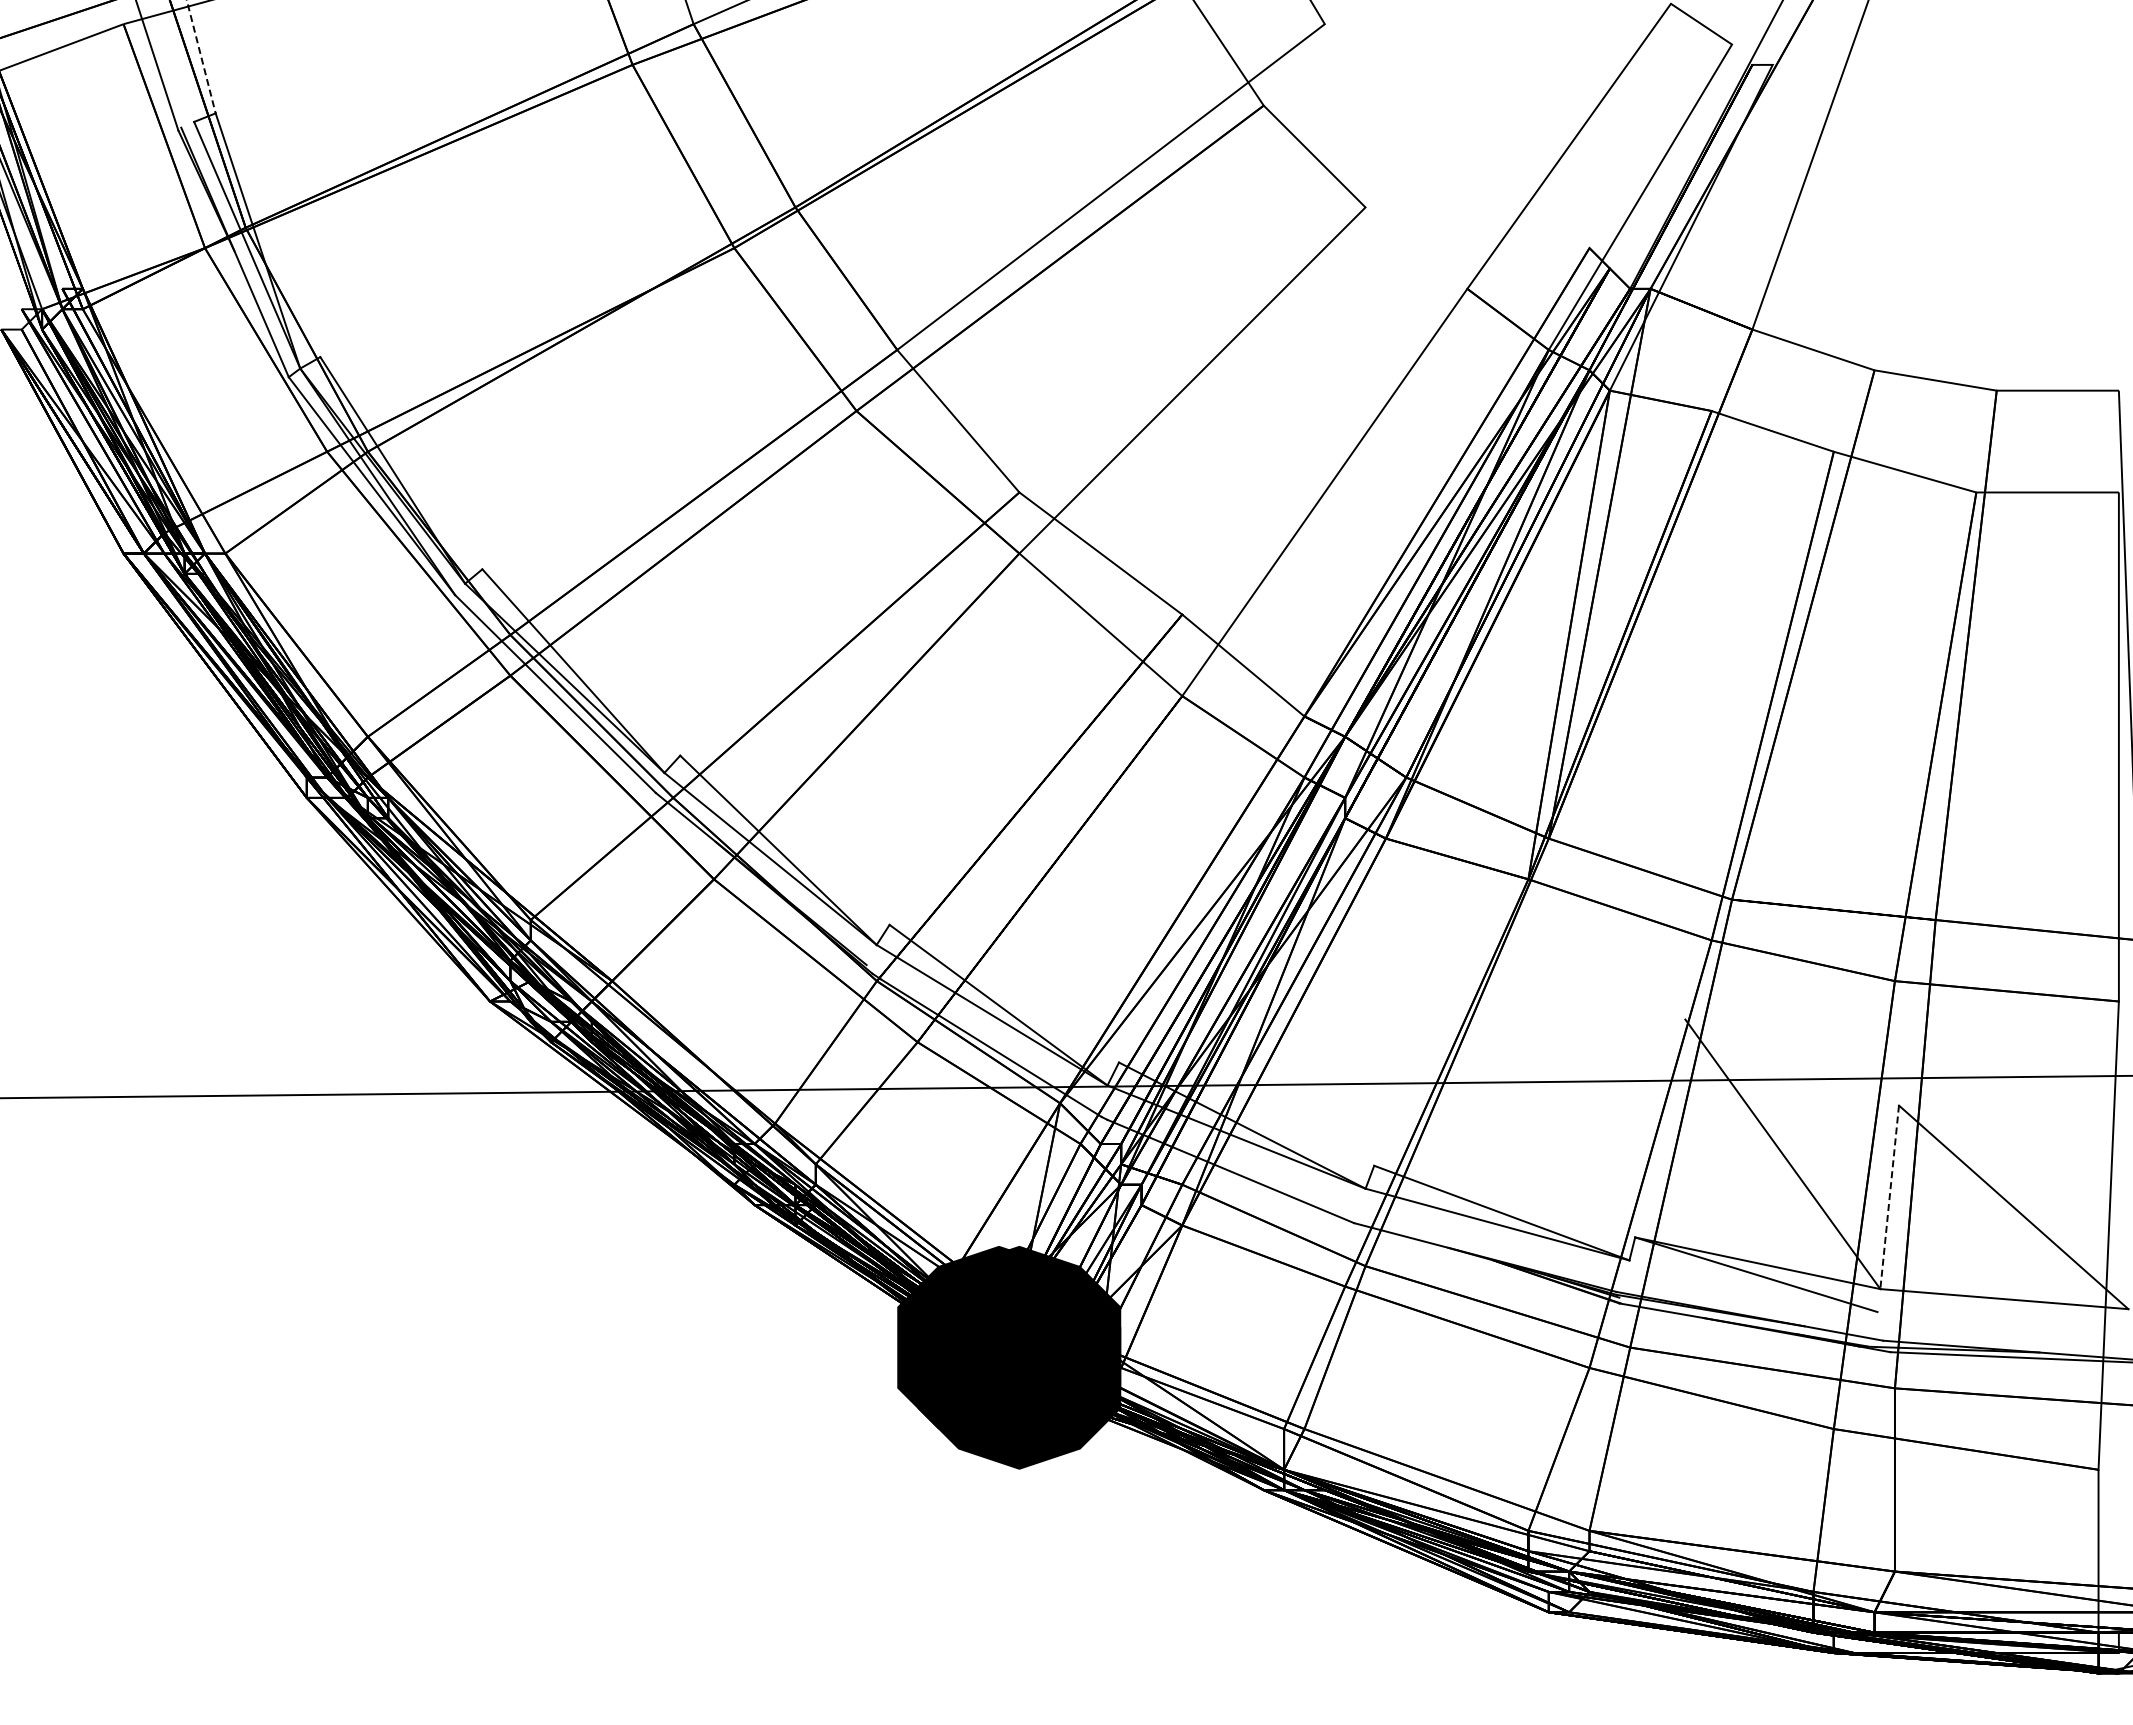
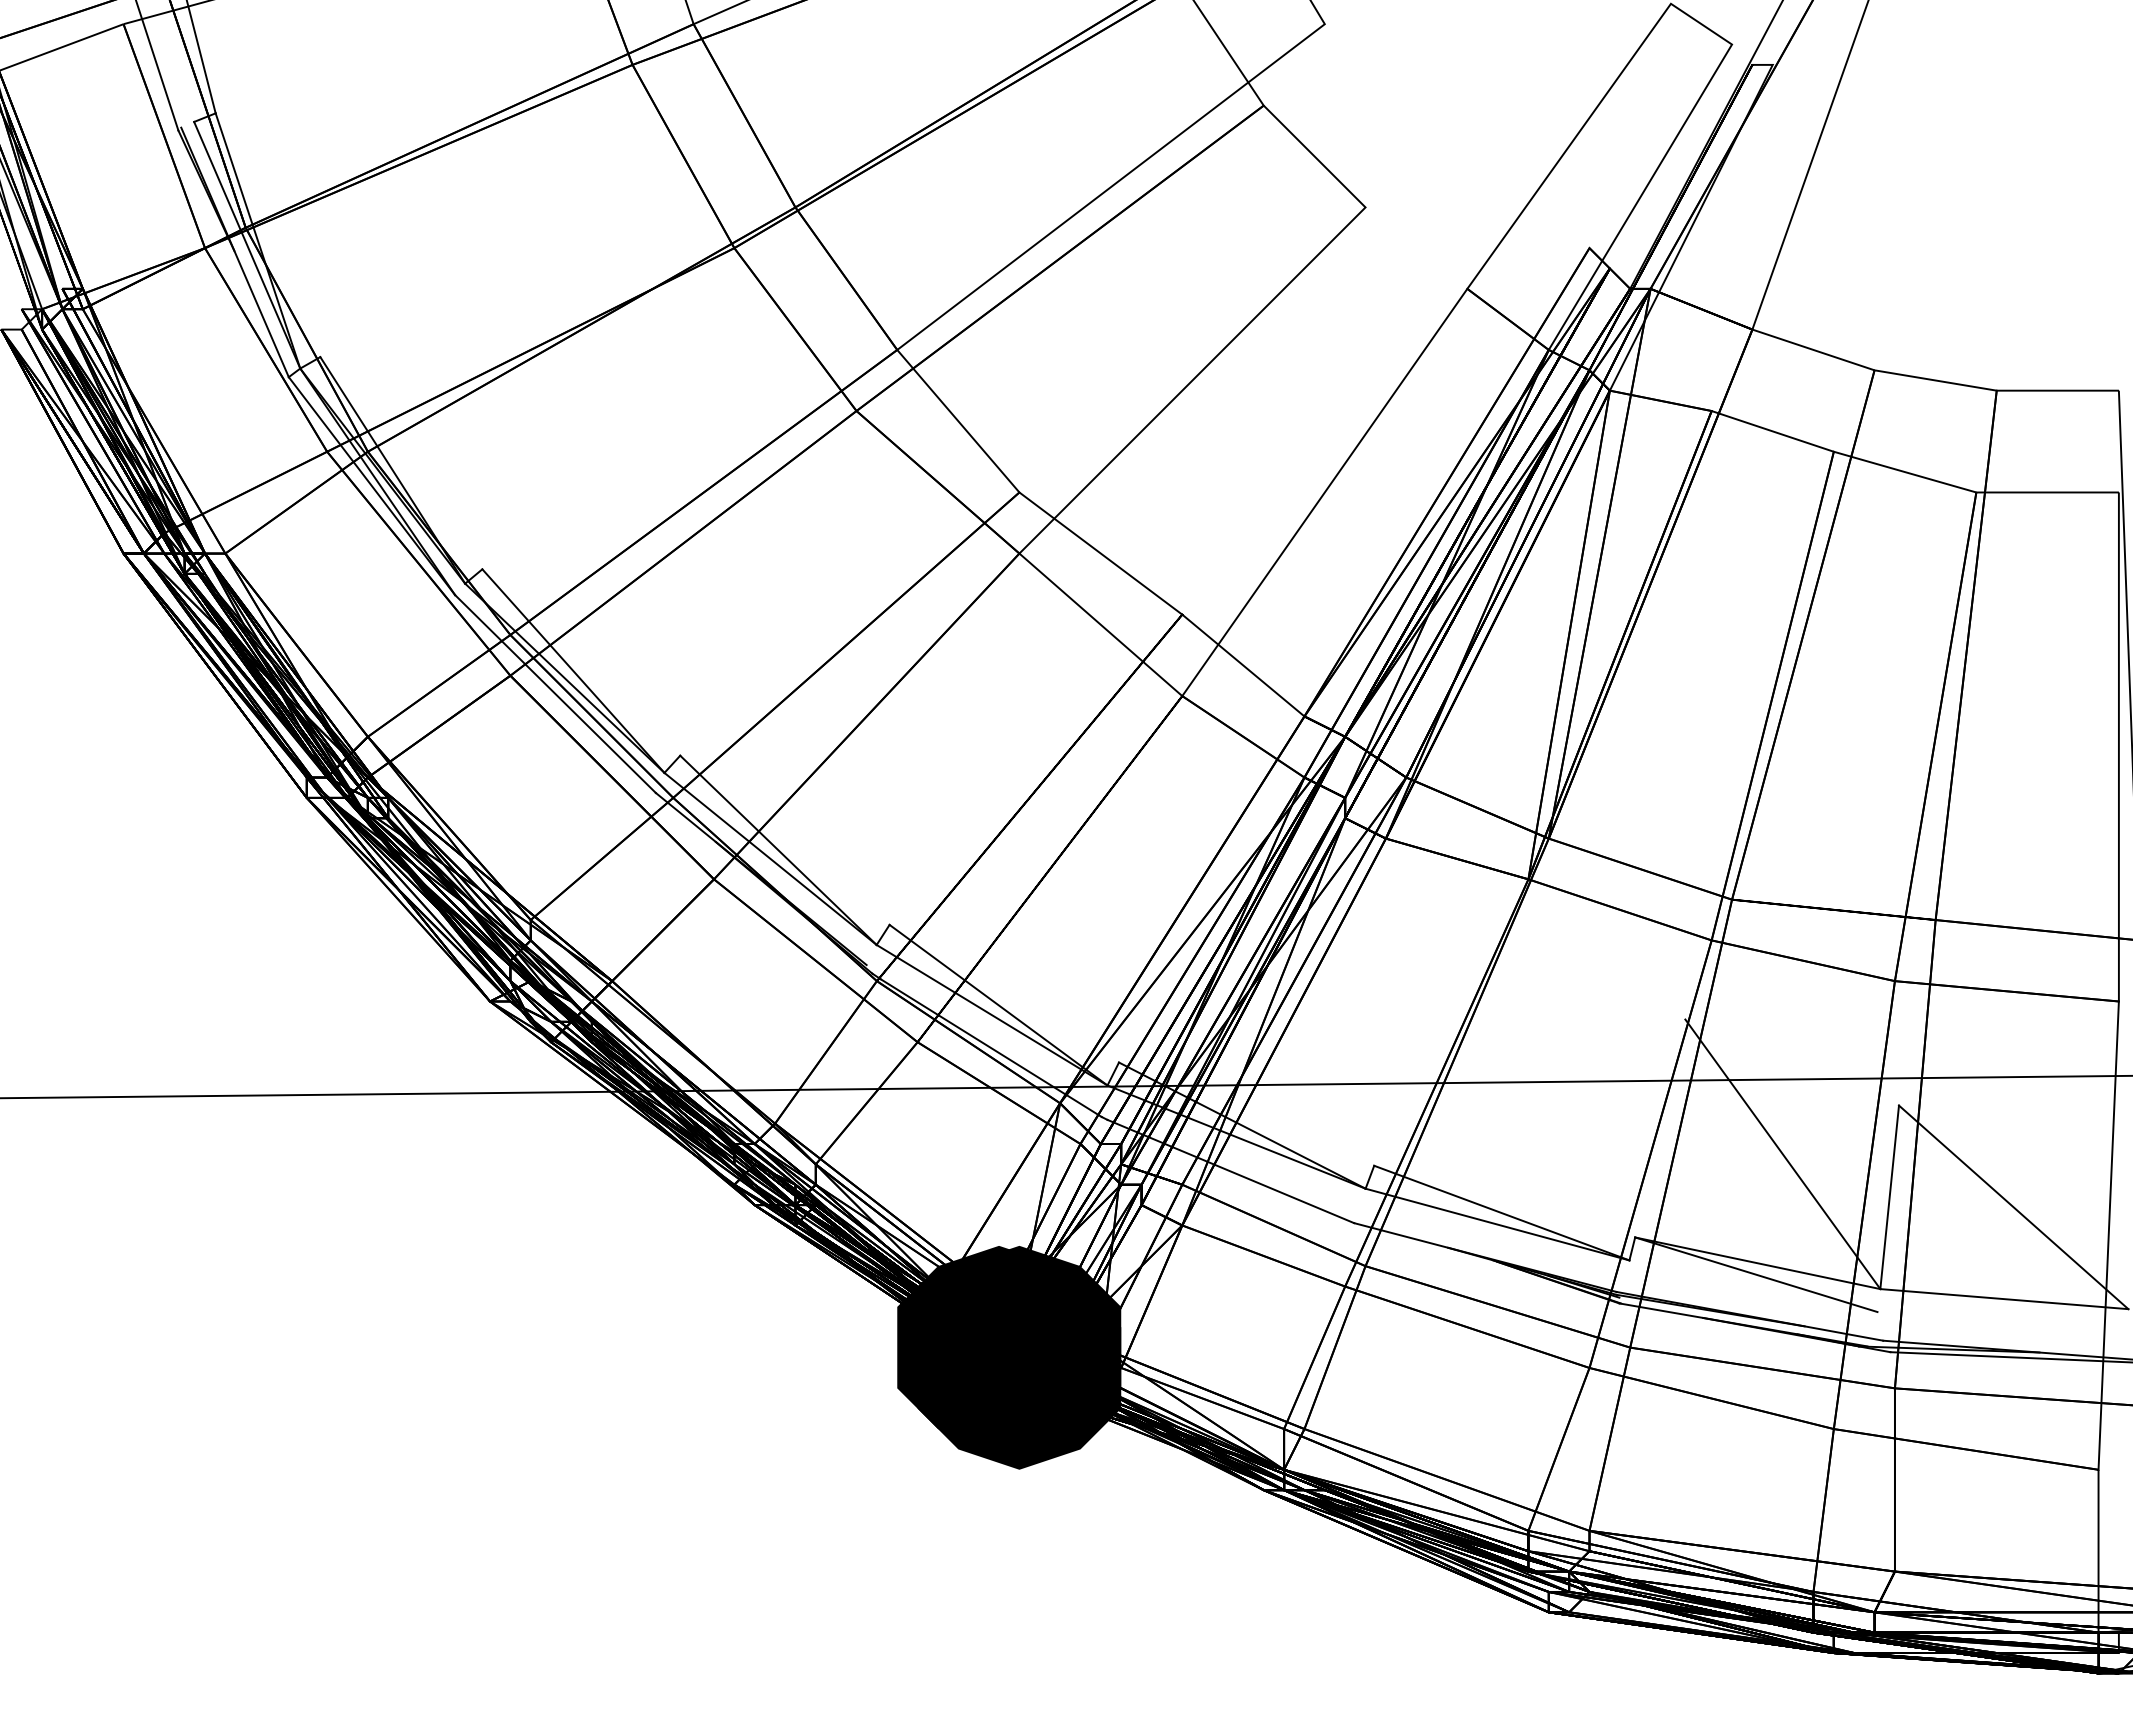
line: dashed -> solid (201, 57)
line: dashed -> solid (1889, 1197)
